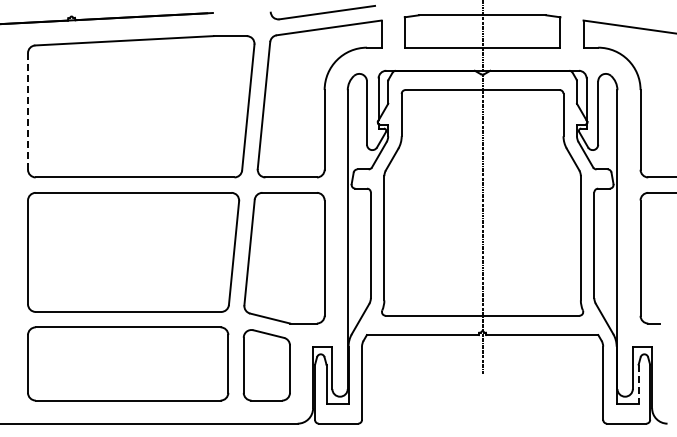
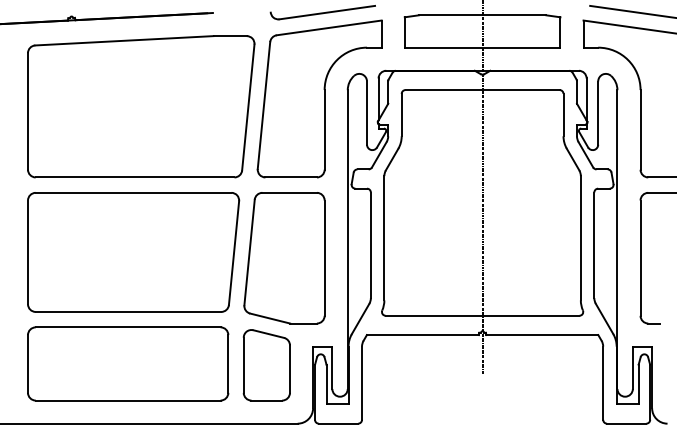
line: none -> present (631, 11)
line: dashed -> solid (28, 110)
line: dashed -> solid (638, 384)
